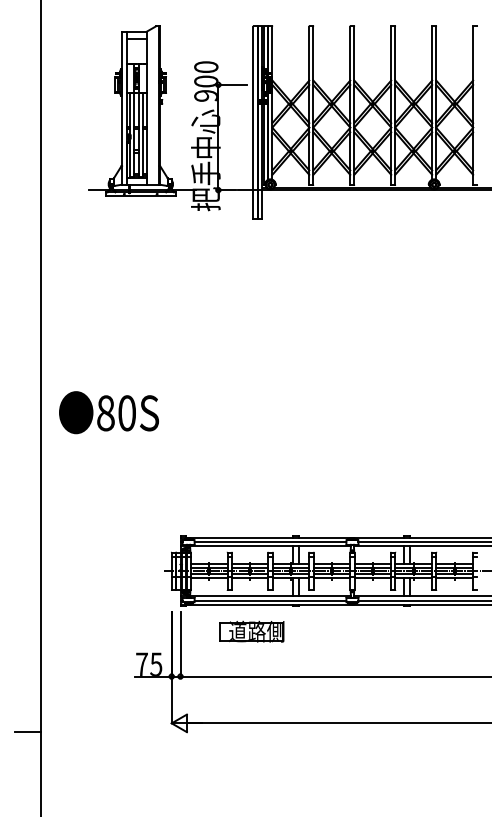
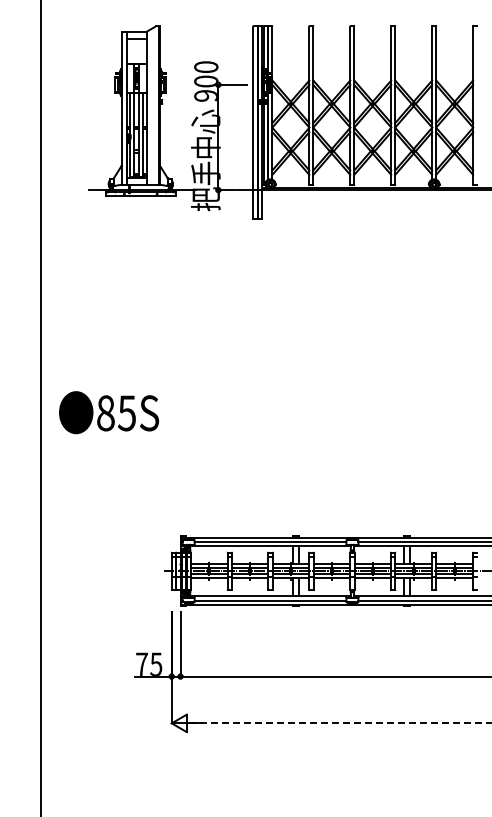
text: 80S -> 85S (126, 413)
part: present -> none (251, 631)
line: solid -> dashed (340, 723)
line: present -> none (27, 731)
